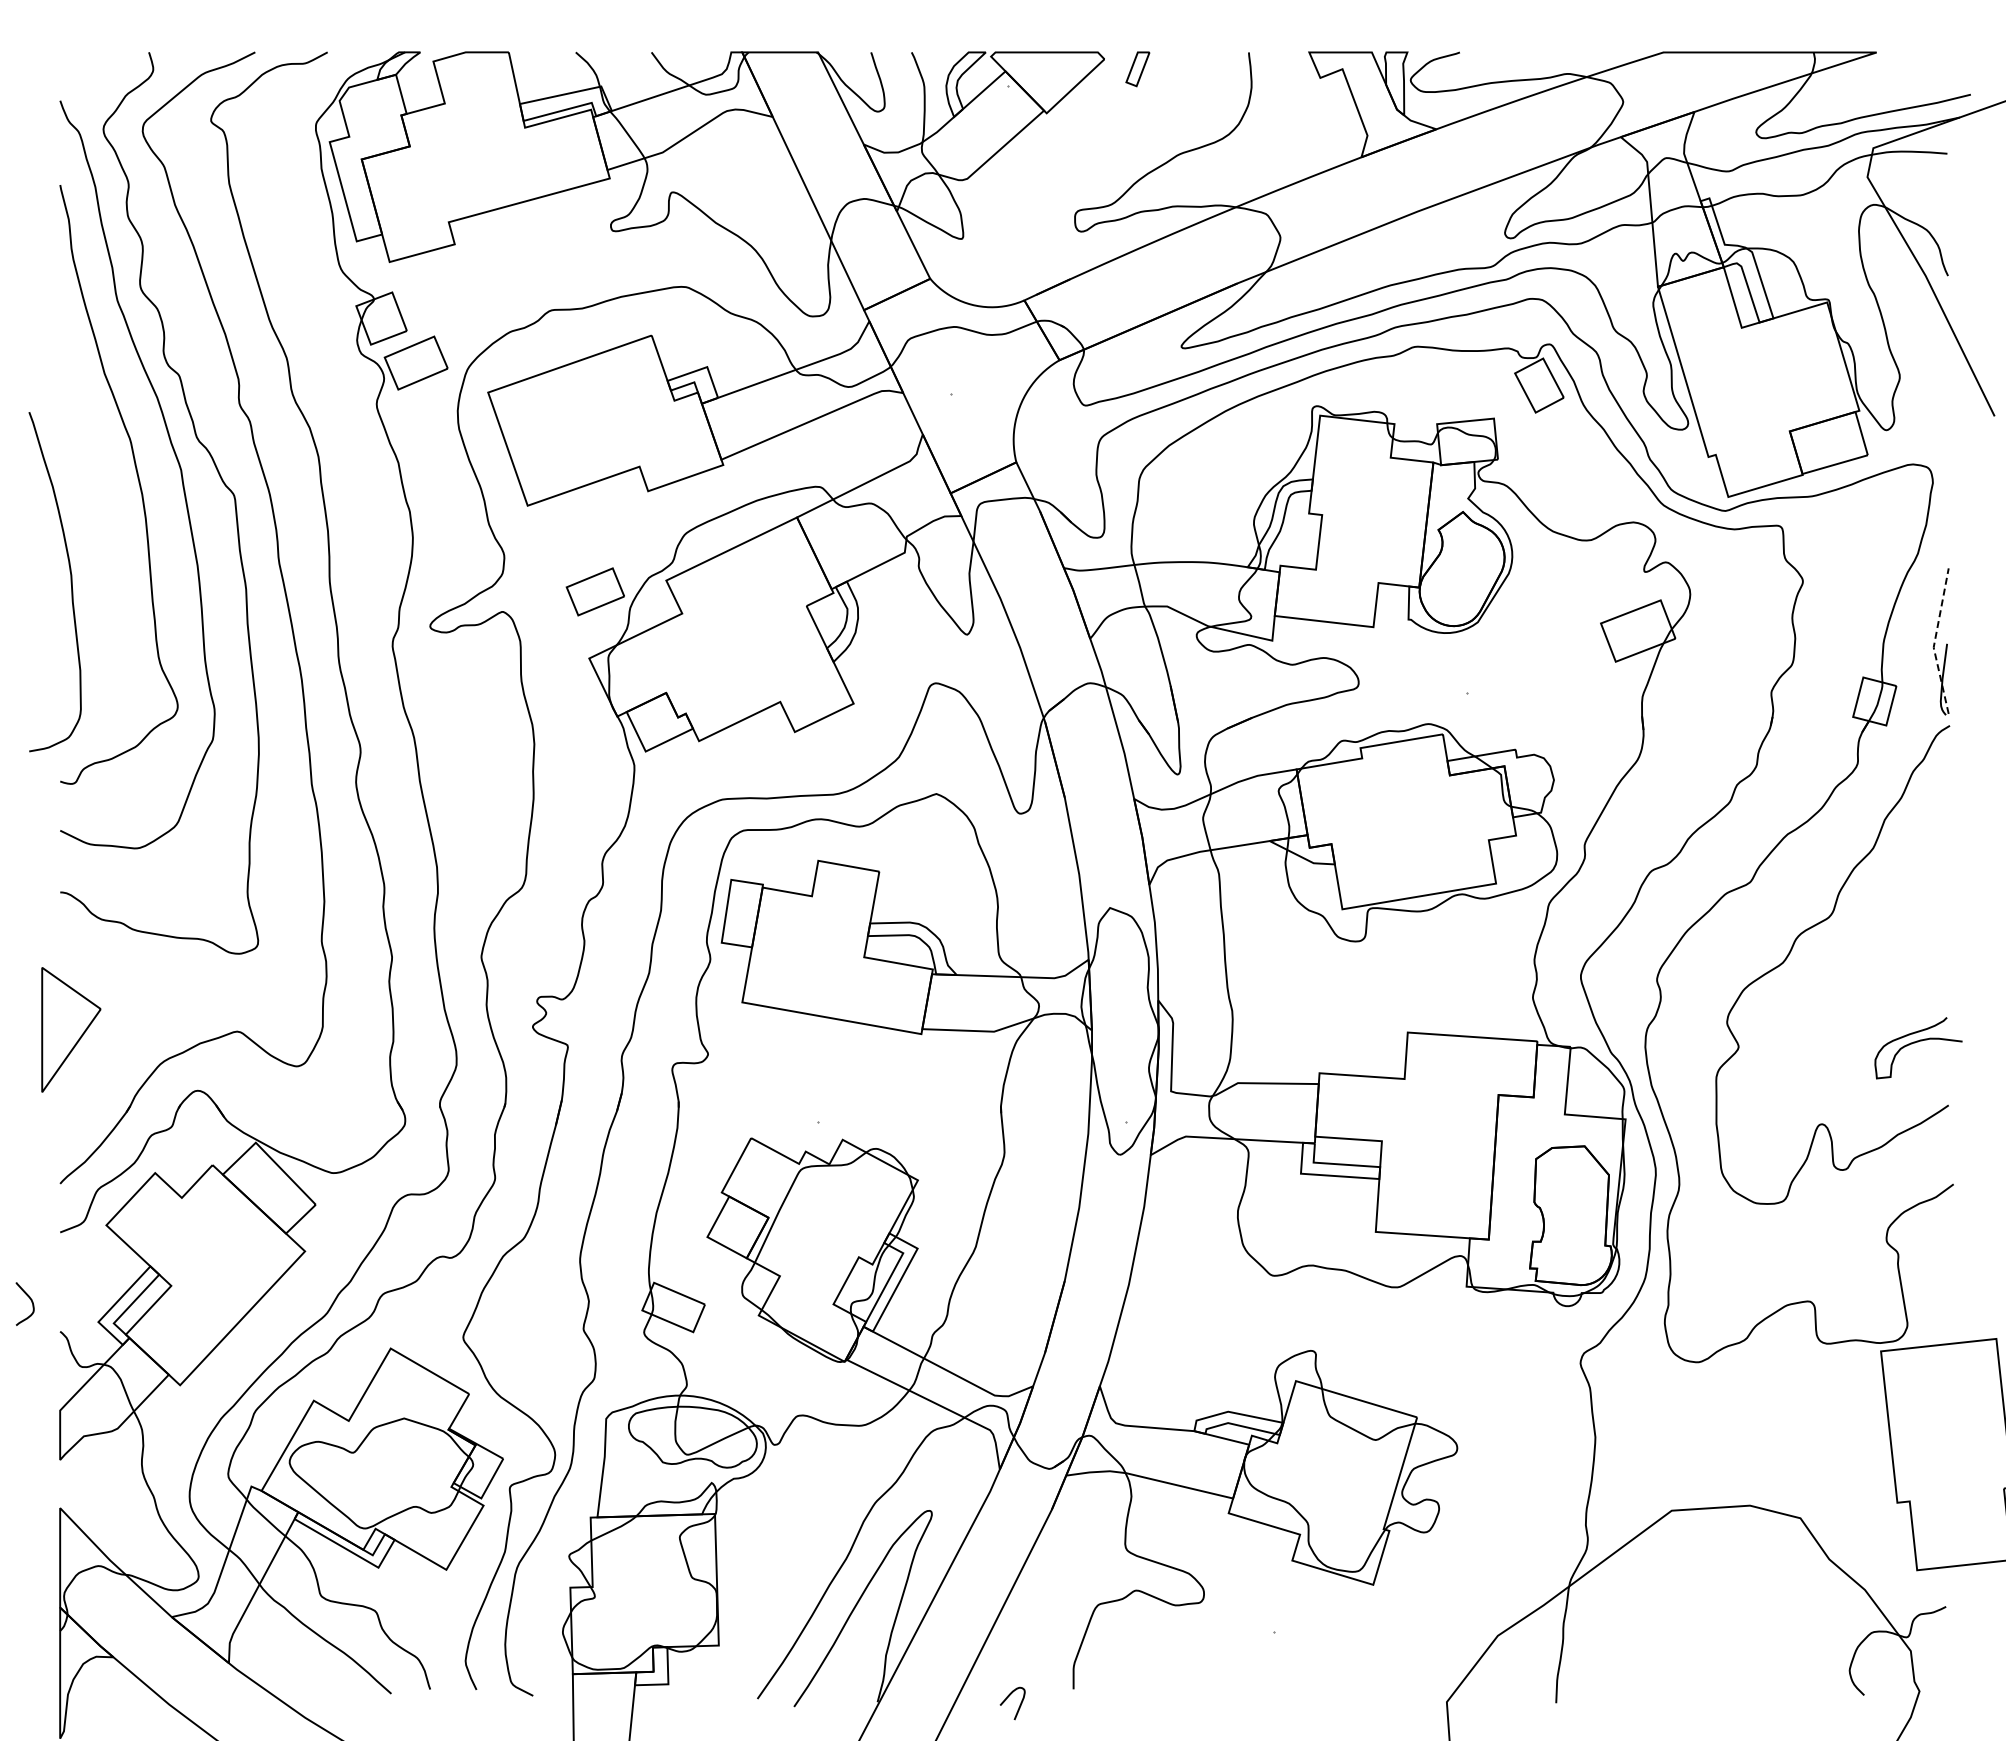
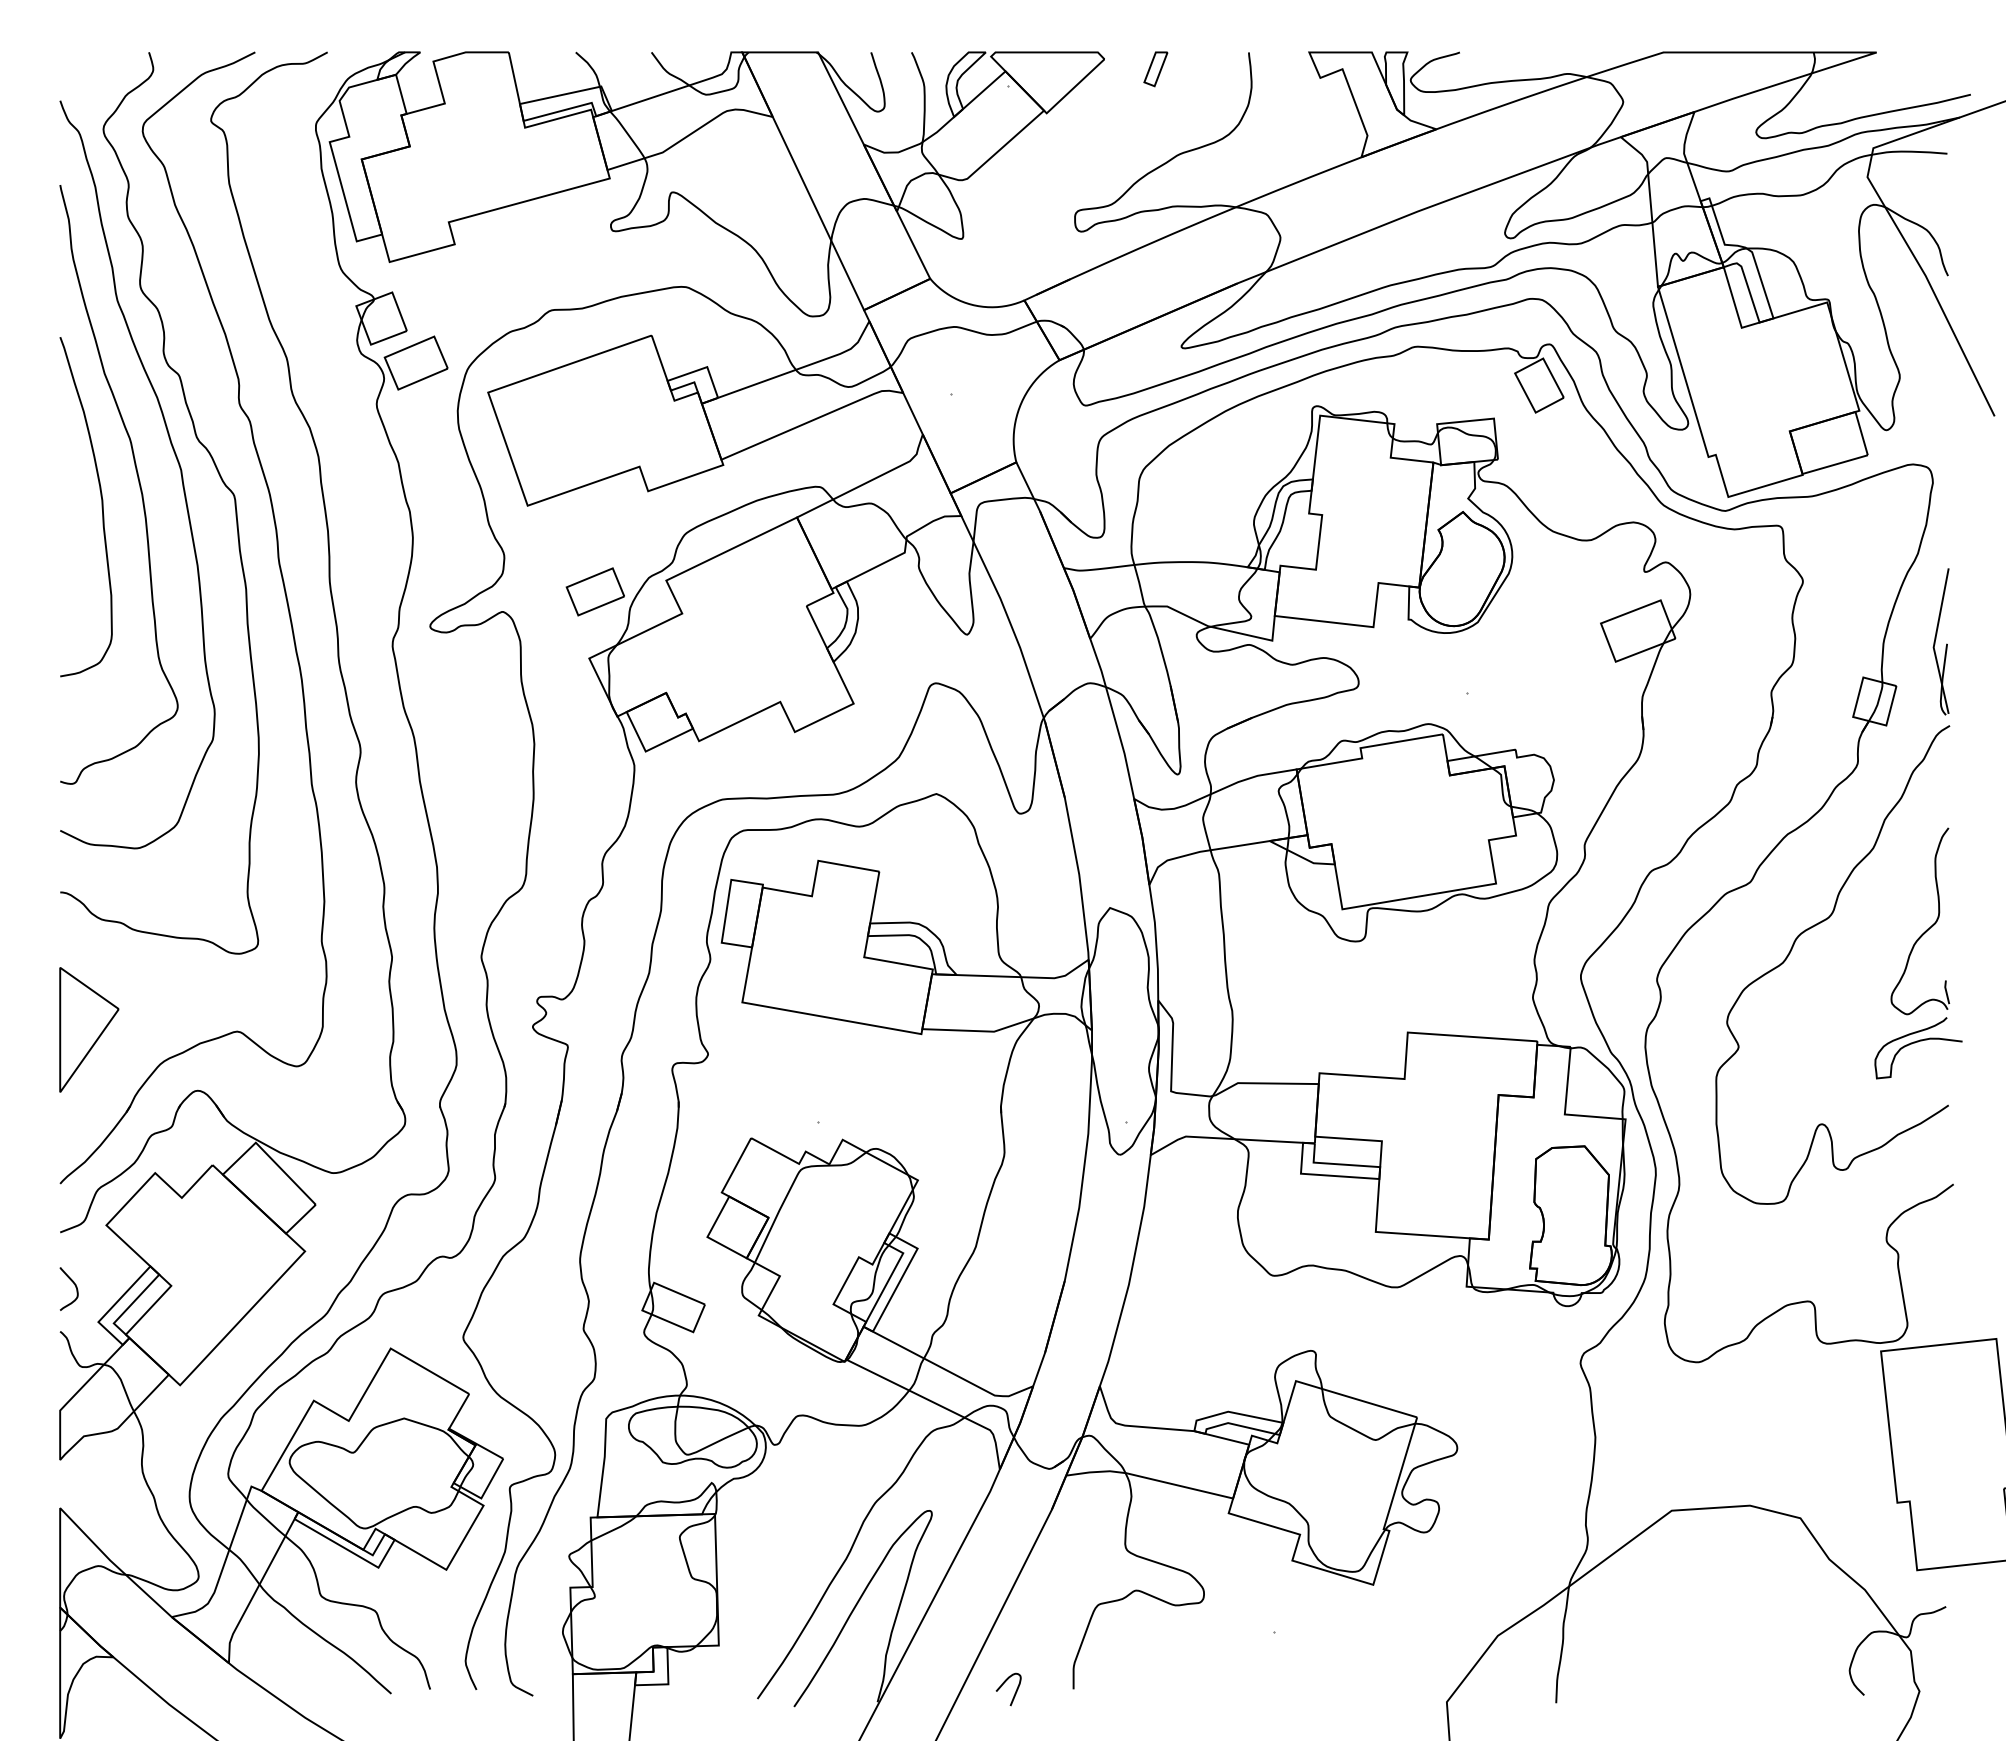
part position: (1137, 69) -> (1155, 69) (1155, 69)
curve position: (70, 582) -> (101, 507) (101, 507)
line: dashed -> solid (1934, 641)
part: none -> present (1927, 928)
part position: (71, 1029) -> (89, 1029) (89, 1029)
curve position: (30, 1300) -> (74, 1285) (74, 1285)
curve position: (1007, 1698) -> (1003, 1684) (1003, 1684)
